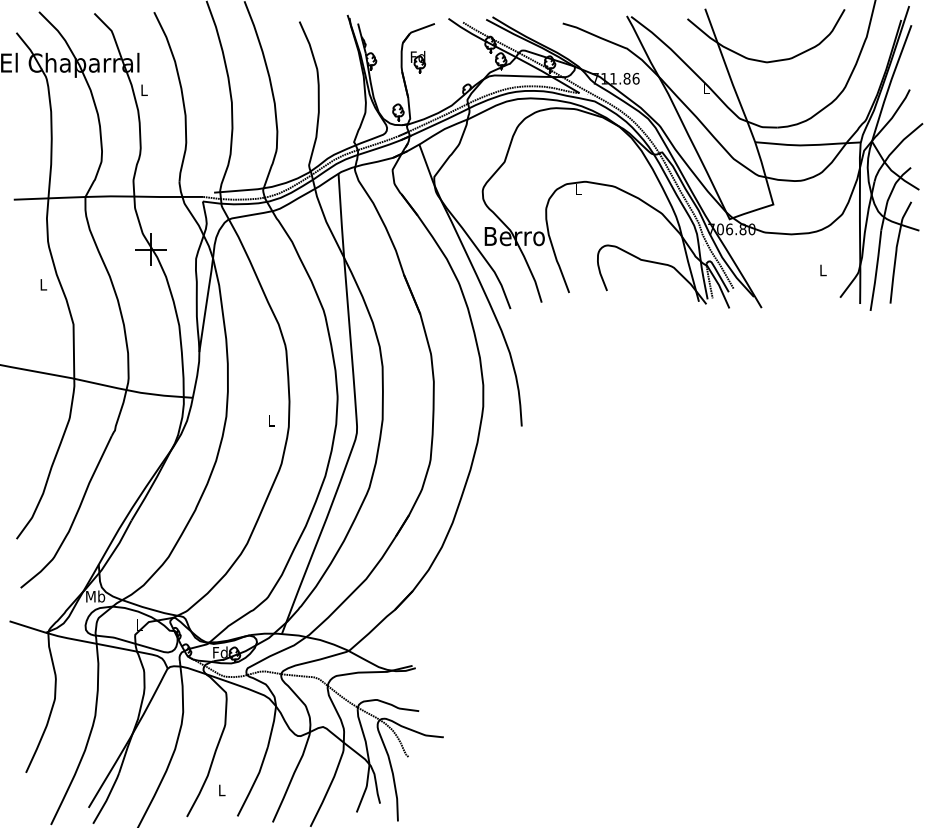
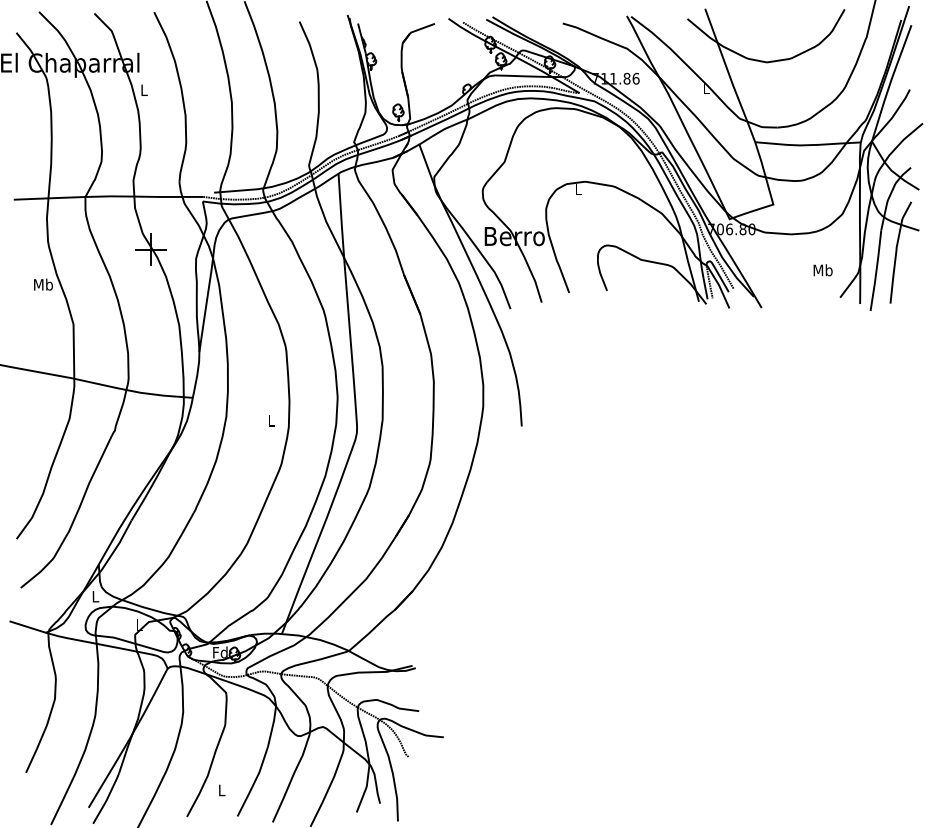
part: present -> none (418, 62)
text: L -> Mb (822, 270)
text: L -> Mb (43, 284)
text: Mb -> L (95, 596)
